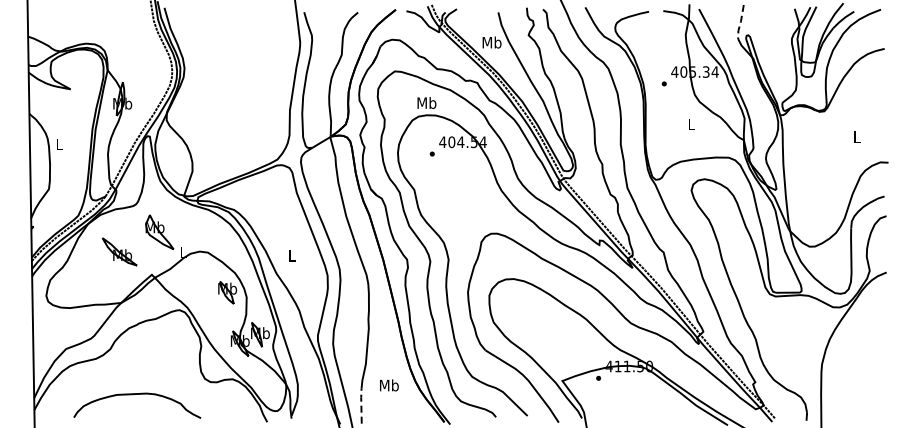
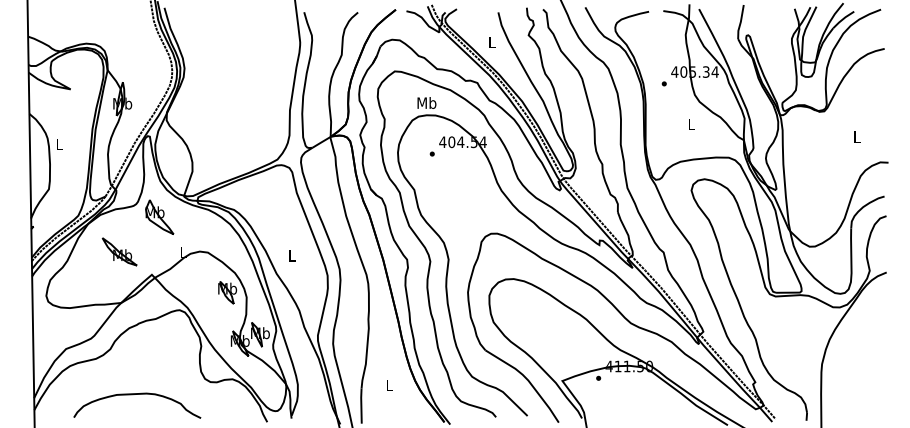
line: dashed -> solid (740, 22)
text: Mb -> L (491, 42)
part position: (159, 231) -> (159, 216) (159, 216)
text: Mb -> L (389, 385)
line: dashed -> solid (361, 405)
